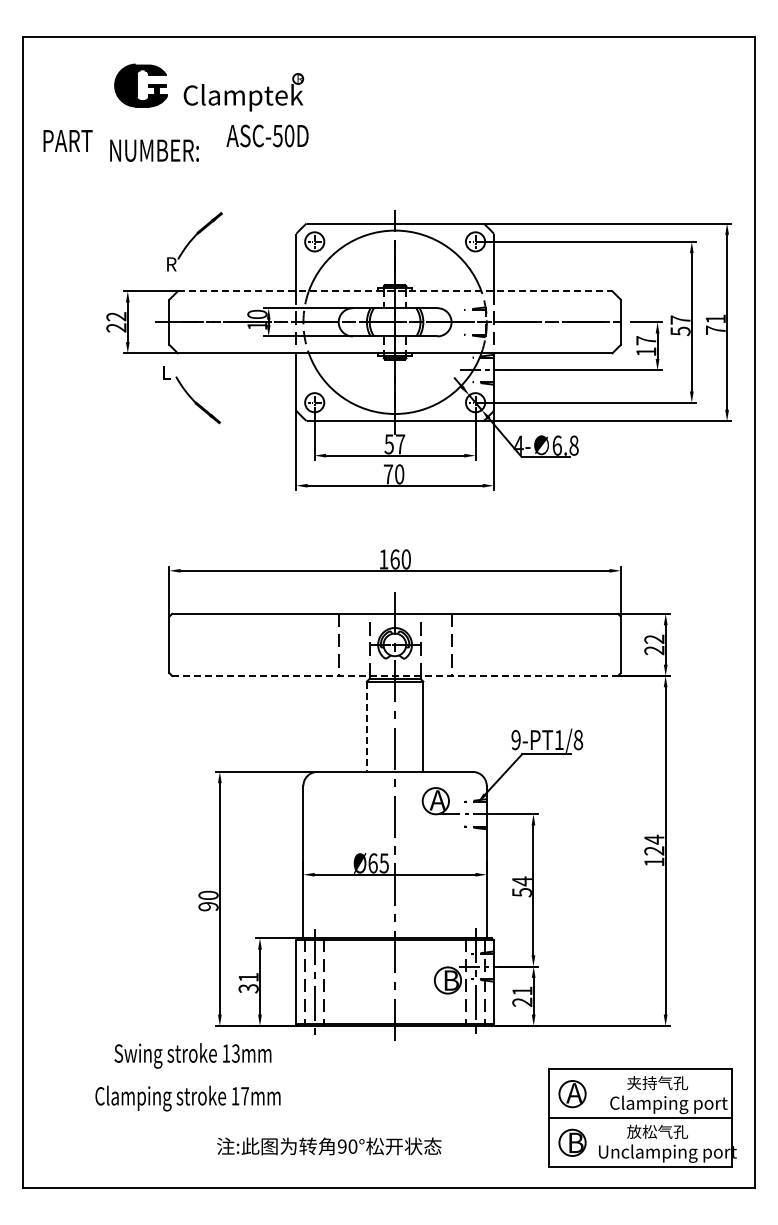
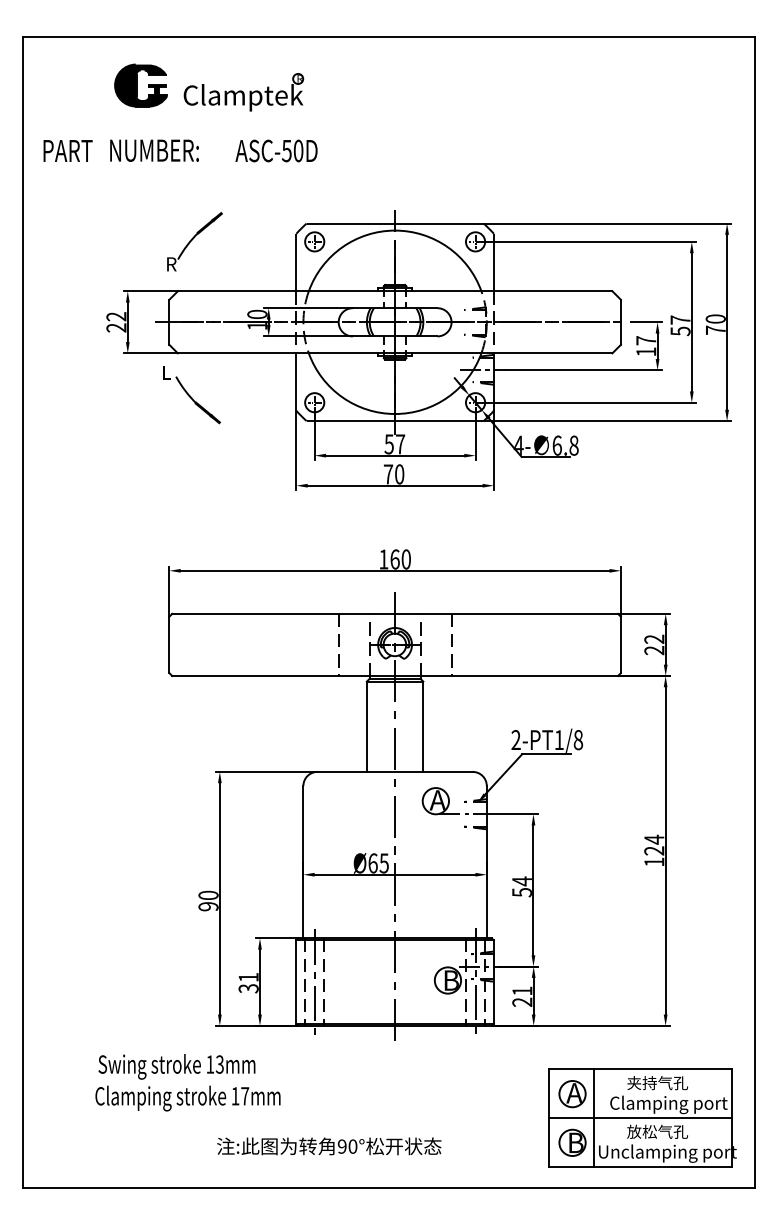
text position: (267, 135) -> (276, 150) (276, 150)
text position: (67, 140) -> (67, 150) (67, 150)
line: dashed -> solid (395, 291)
text: 71 -> 70 (715, 318)
line: dashed -> solid (395, 675)
line: dashed -> solid (366, 727)
text: 9-PT1/8 -> 2-PT1/8 (515, 740)
text position: (192, 1055) -> (176, 1066) (176, 1066)
line: none -> present (593, 1117)
